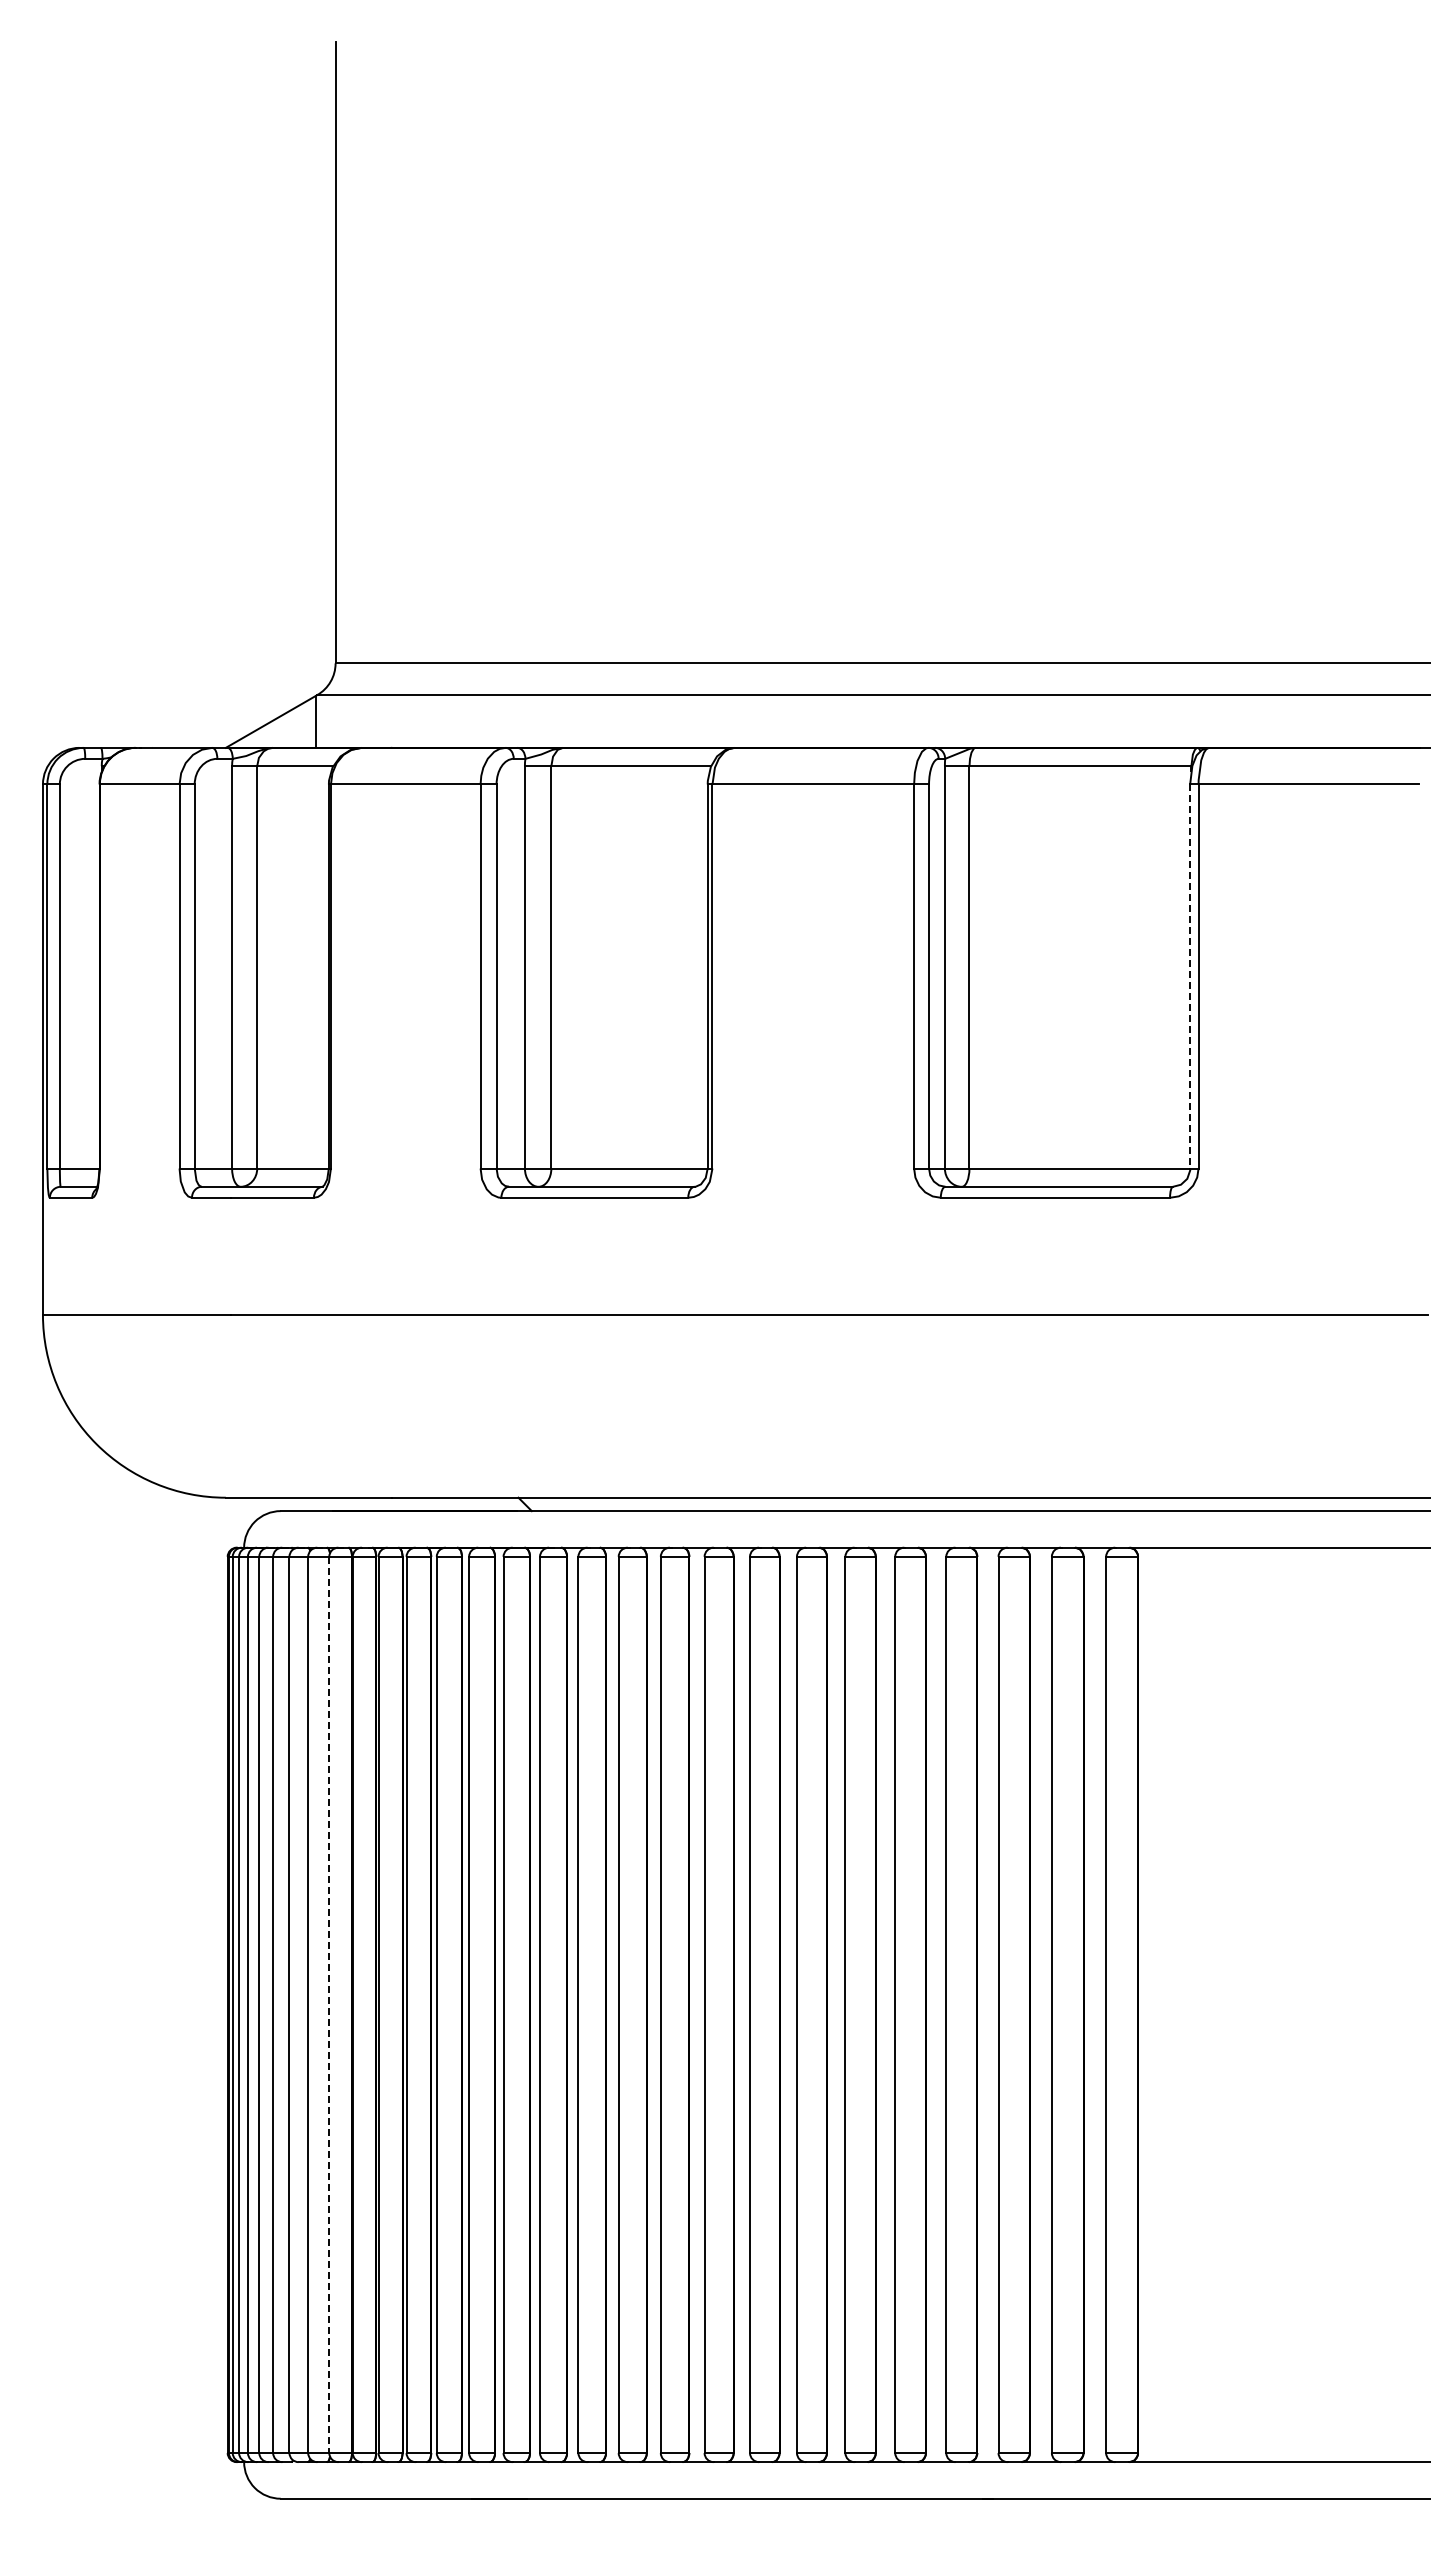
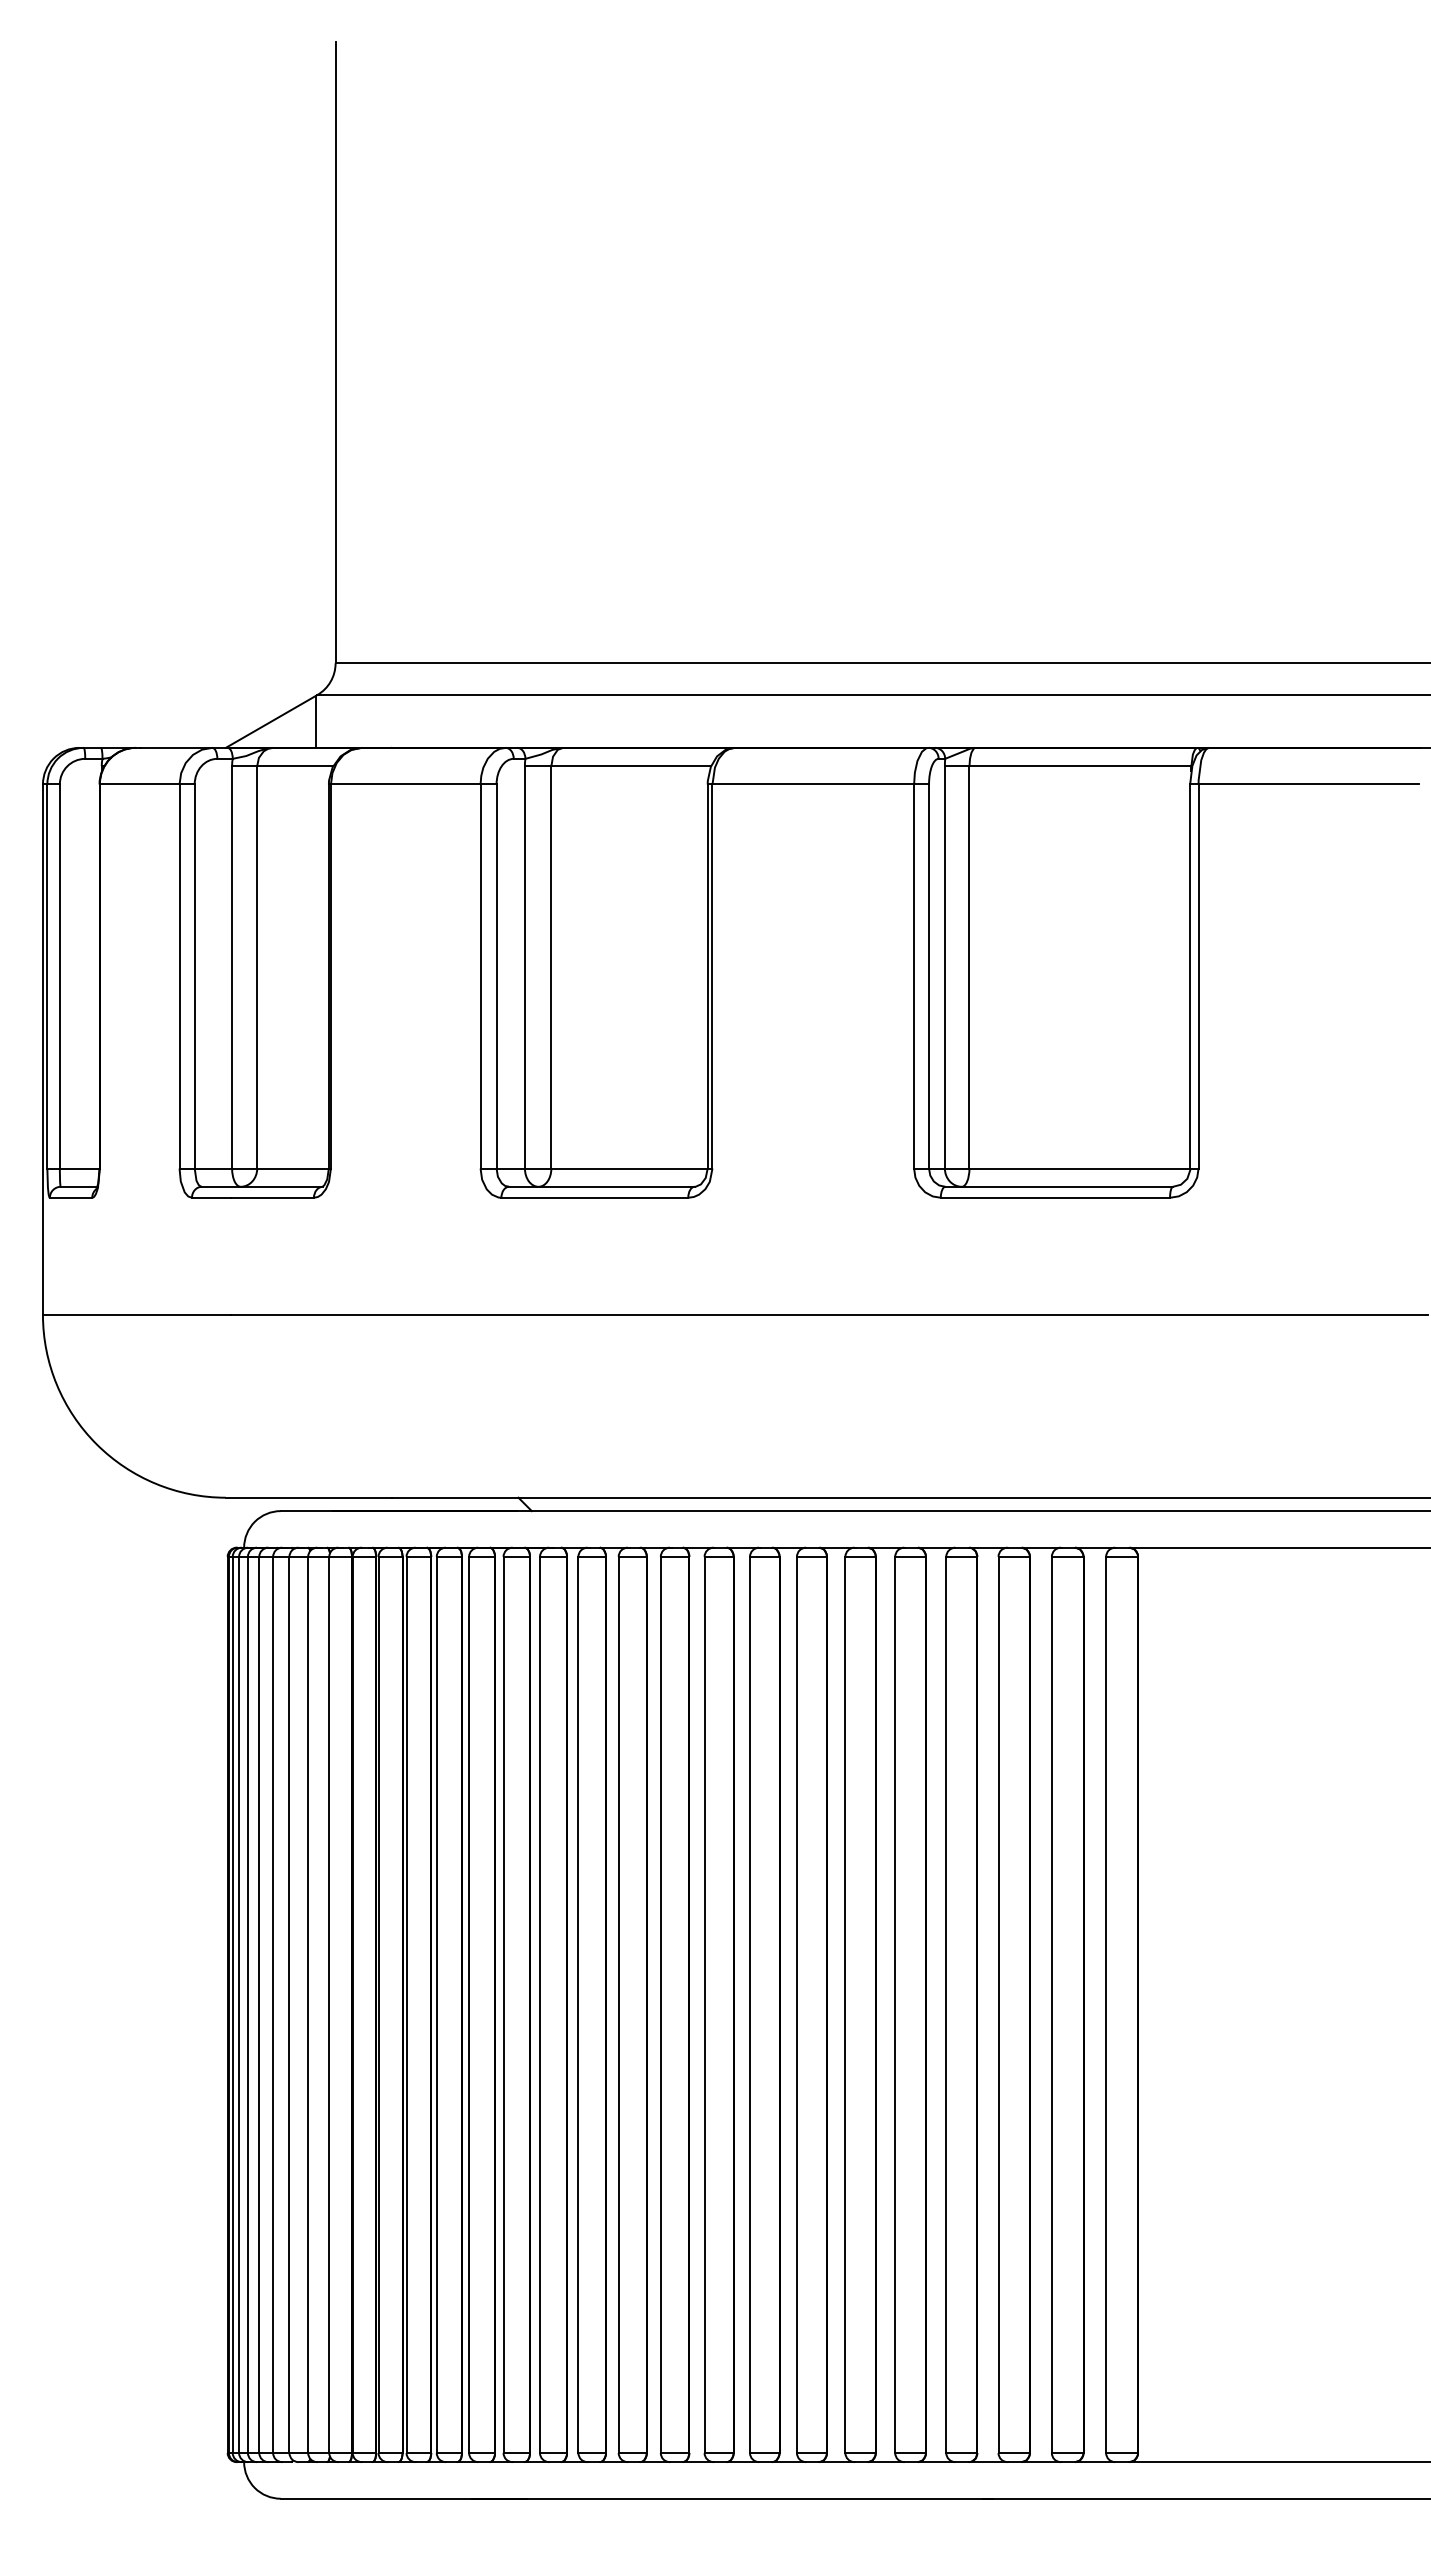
line: dashed -> solid (1190, 976)
line: dashed -> solid (329, 2005)
